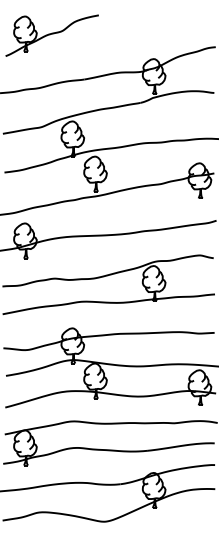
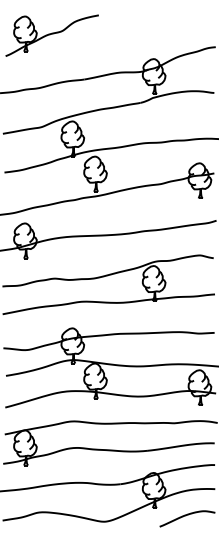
curve: none -> present (185, 516)
